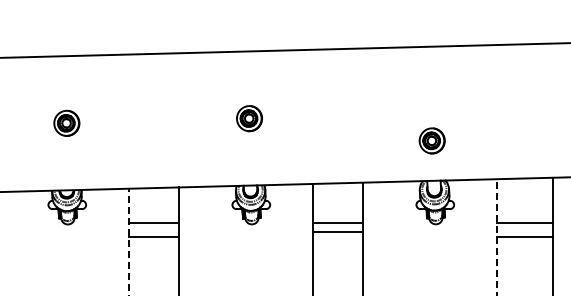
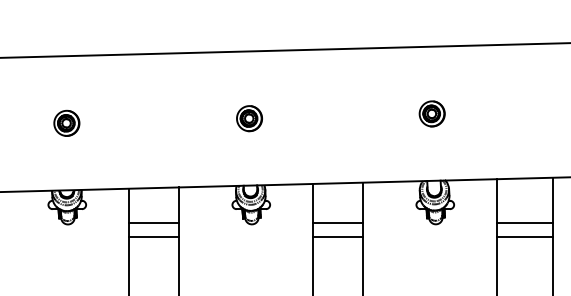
part position: (431, 140) -> (431, 113) (431, 113)
line position: (337, 231) -> (337, 236) (337, 236)
line: dashed -> solid (496, 237)
line: dashed -> solid (128, 241)
